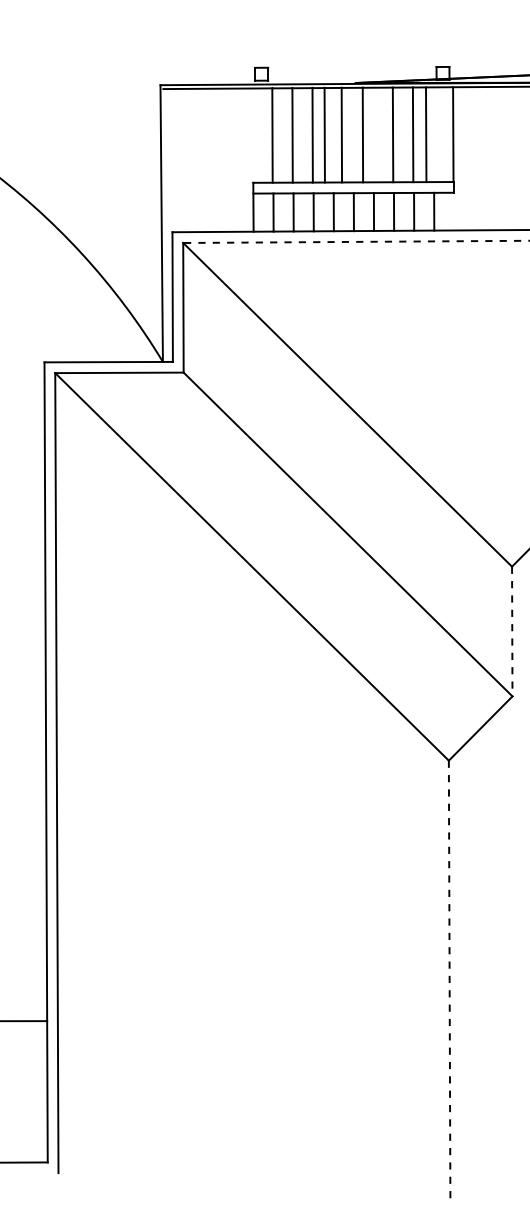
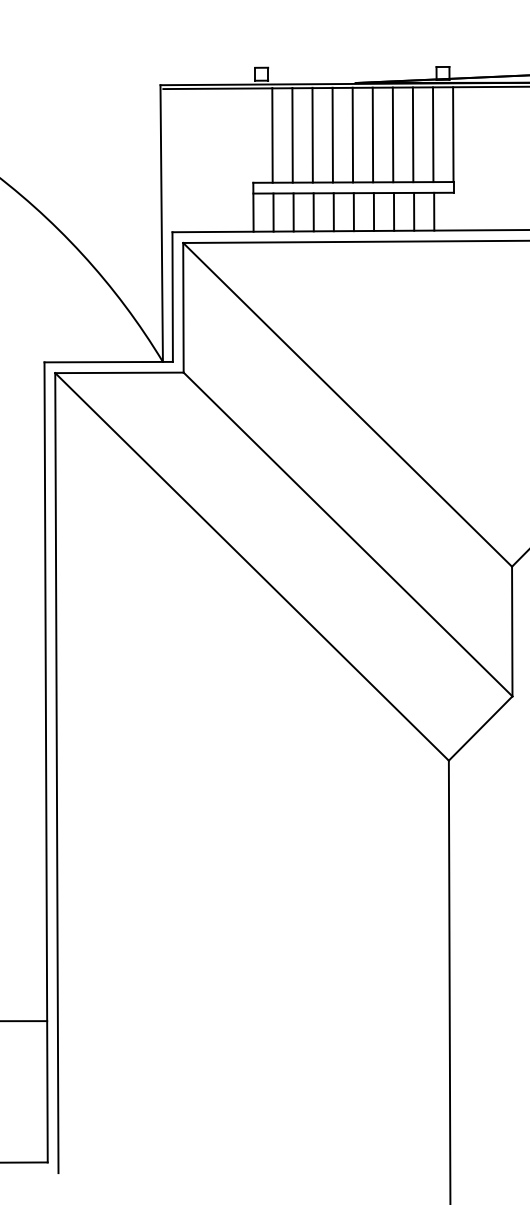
line position: (324, 134) -> (332, 134) (332, 134)
line position: (341, 134) -> (352, 134) (352, 134)
line position: (362, 134) -> (372, 134) (372, 134)
line position: (426, 134) -> (433, 134) (433, 134)
line: dashed -> solid (356, 241)
line: dashed -> solid (512, 631)
line: dashed -> solid (449, 982)
